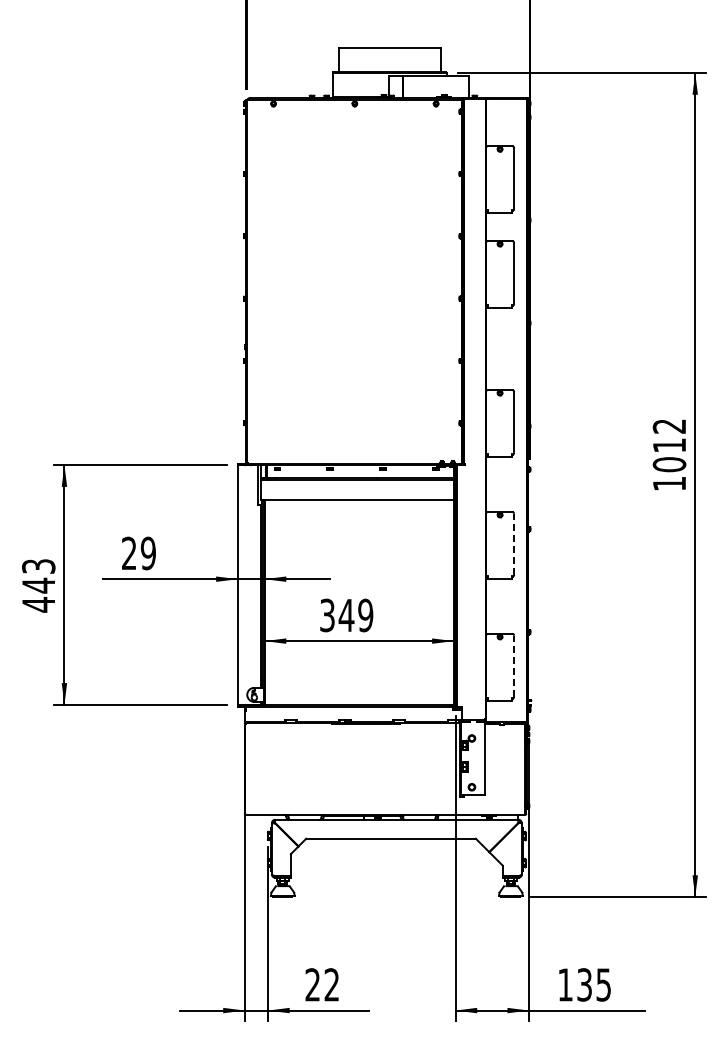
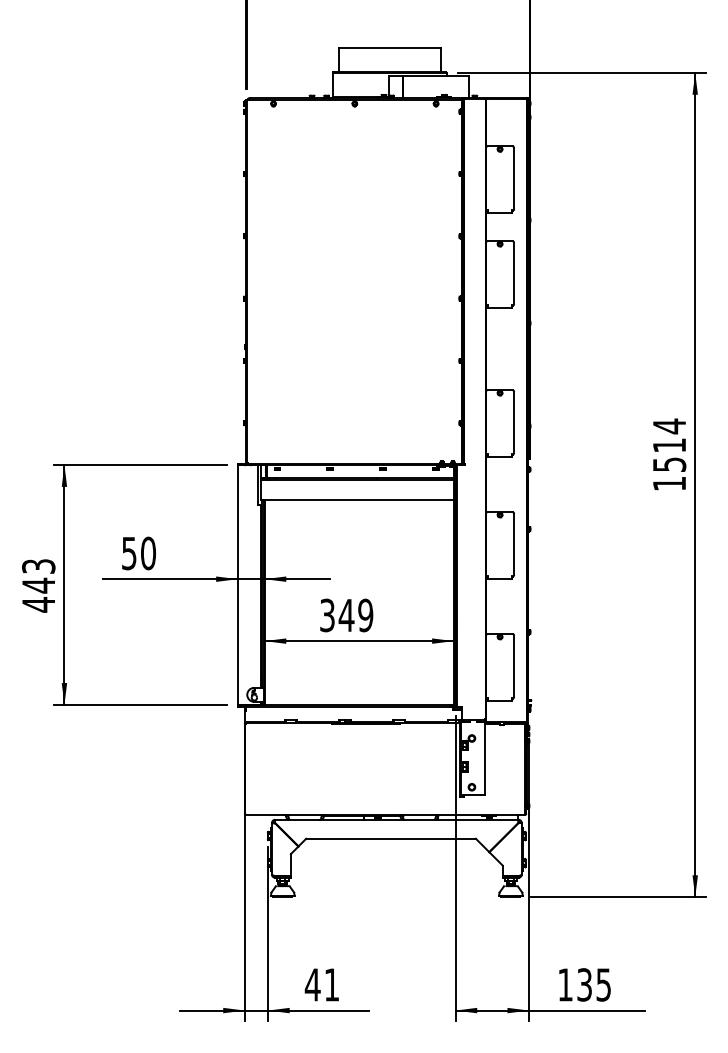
text: 1012 -> 1514 (669, 445)
line: dashed -> solid (514, 544)
text: 29 -> 50 (139, 553)
line: dashed -> solid (514, 666)
text: 22 -> 41 (321, 984)
